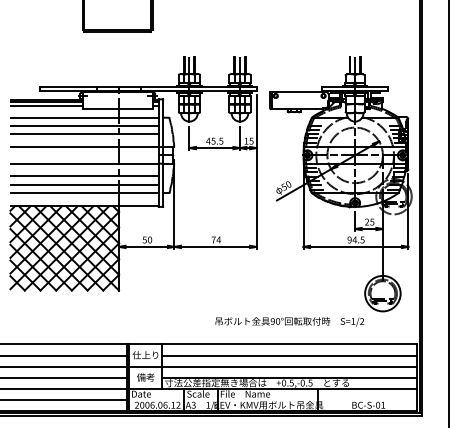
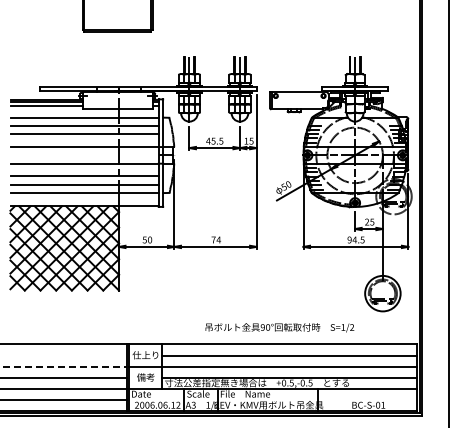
text position: (289, 321) -> (279, 327) (279, 327)
line: present -> none (64, 355)
line: solid -> dashed (63, 366)
